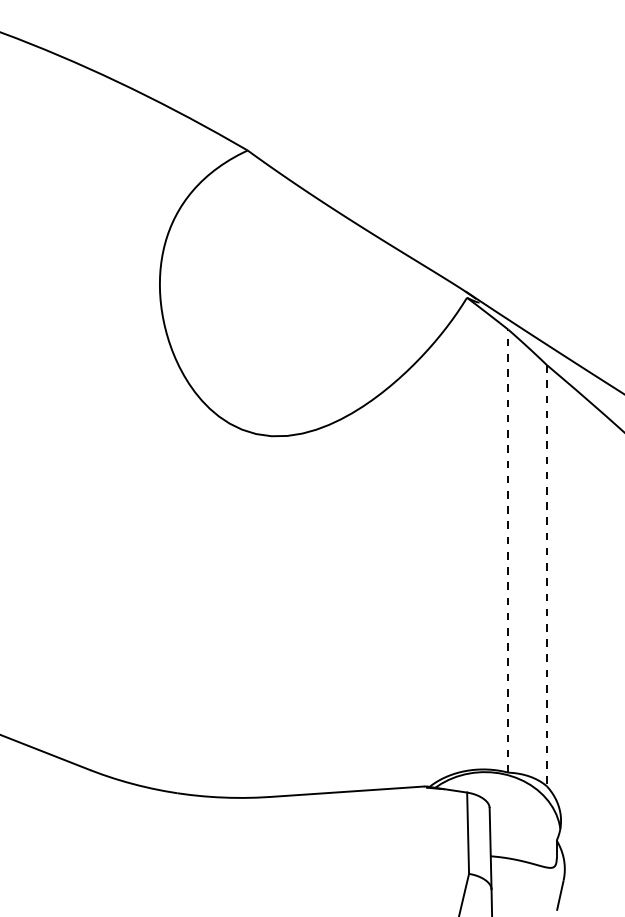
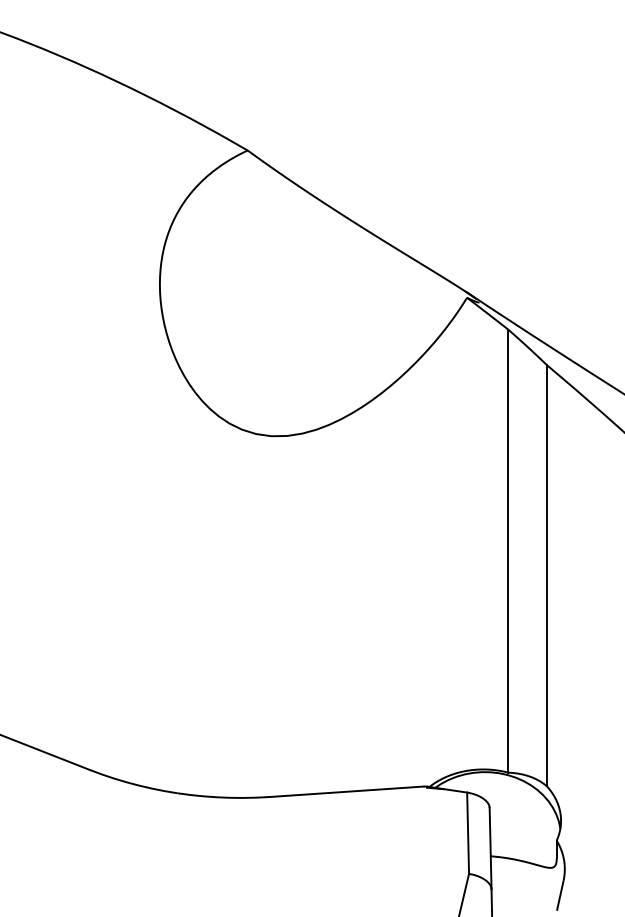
line: dashed -> solid (508, 550)
line: dashed -> solid (546, 575)
